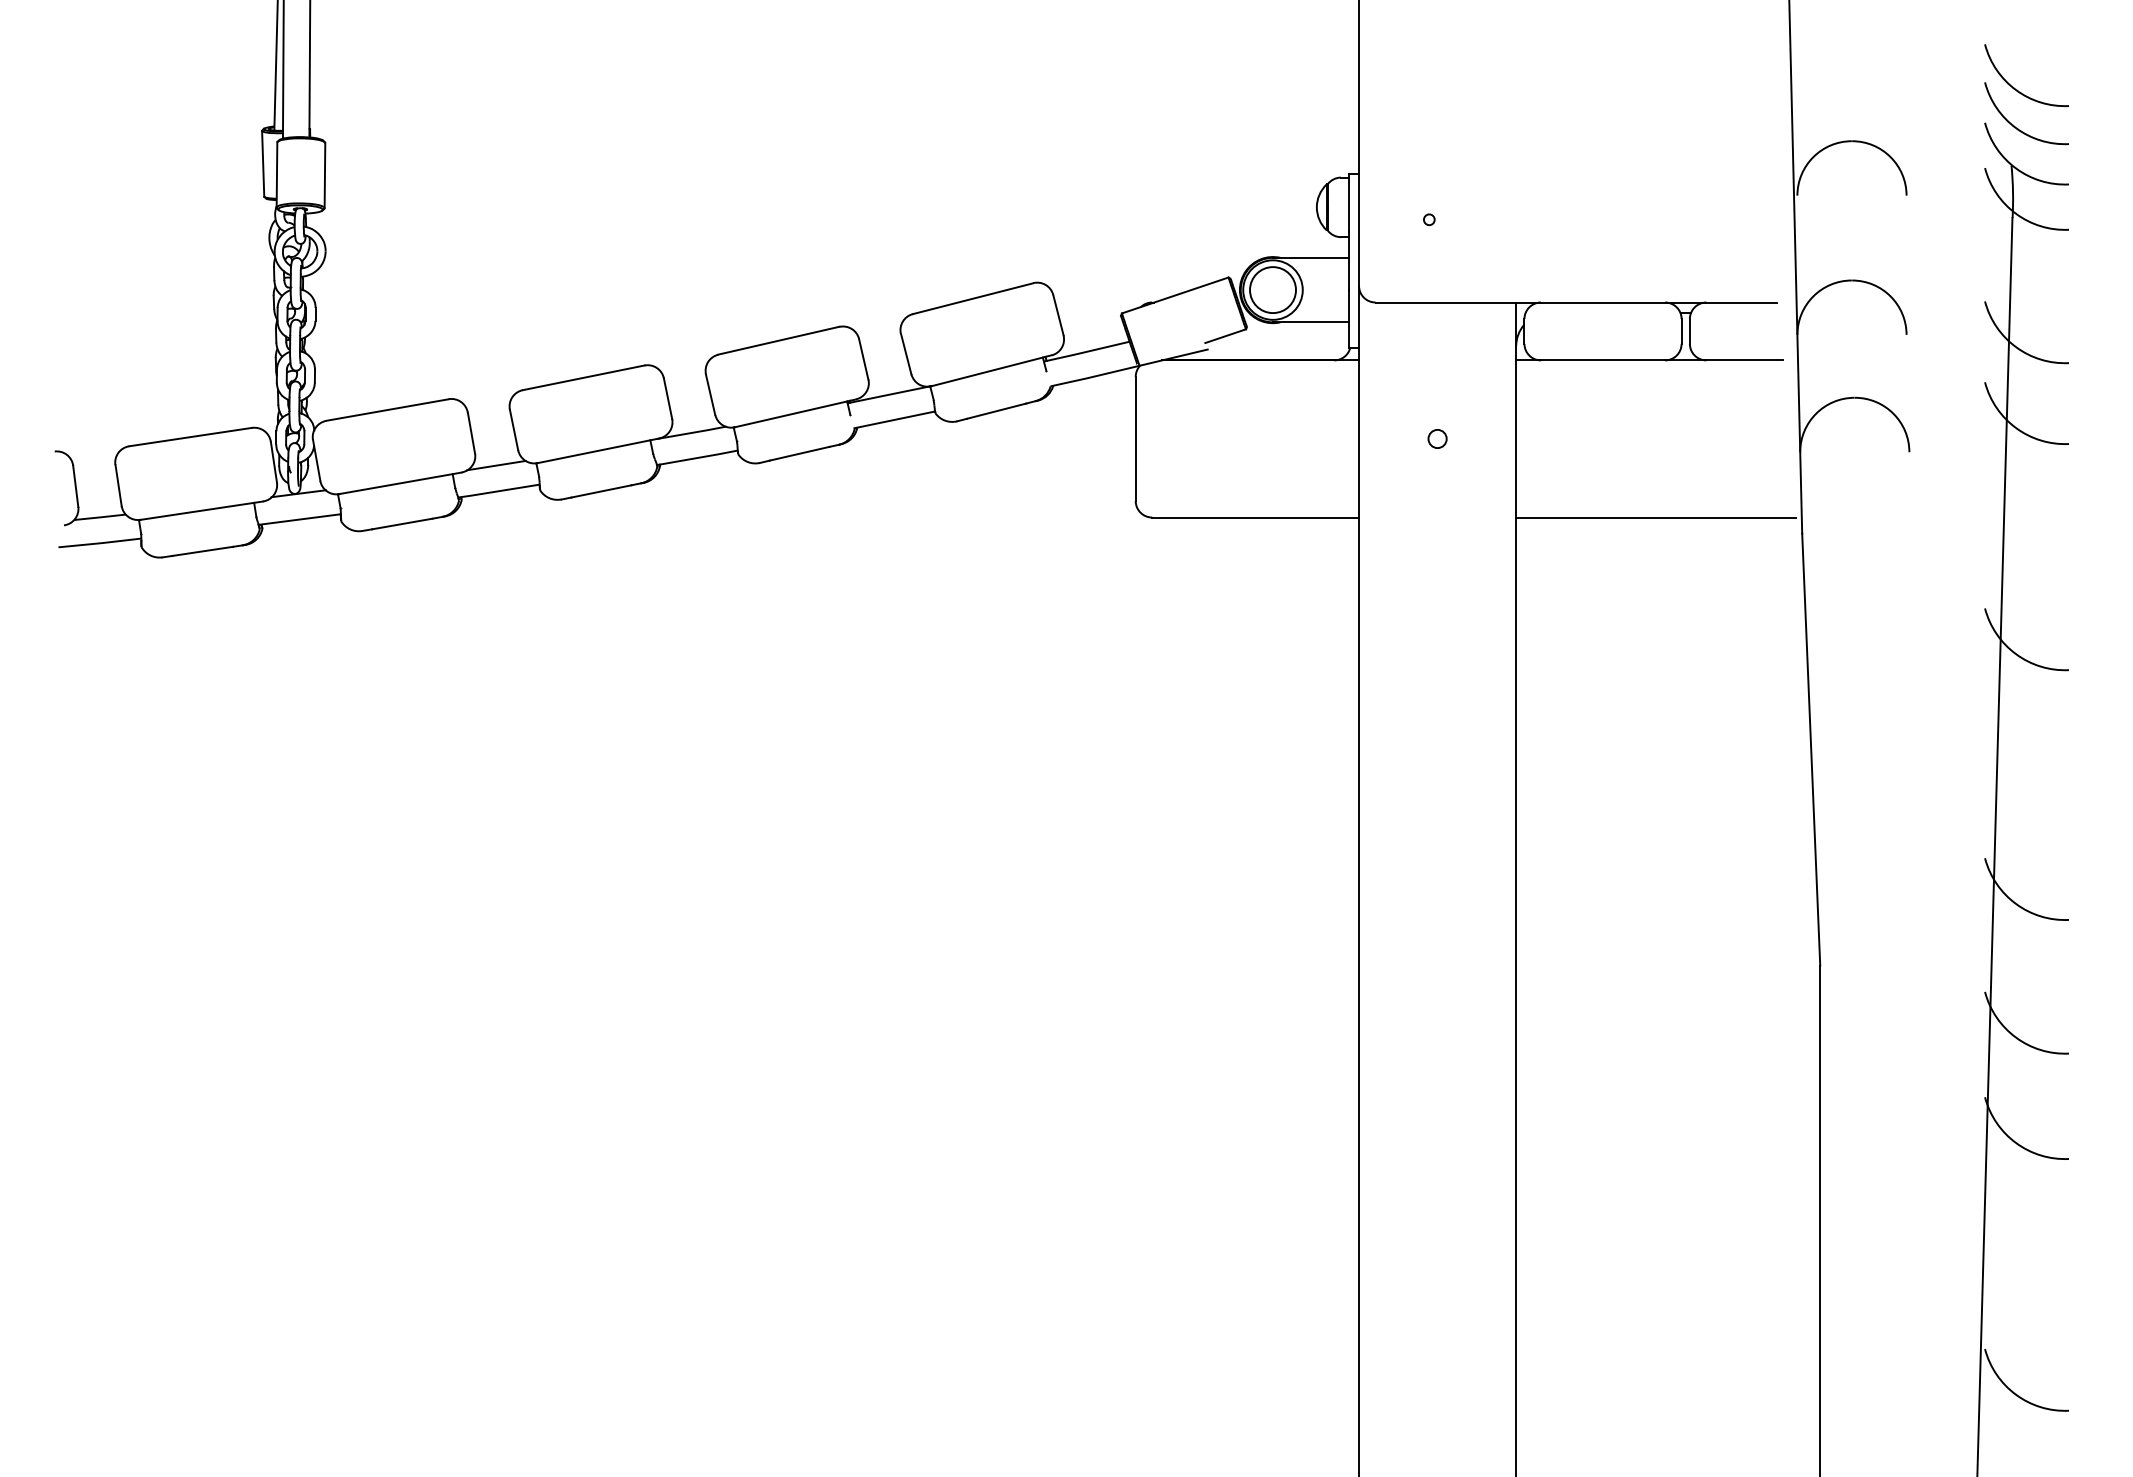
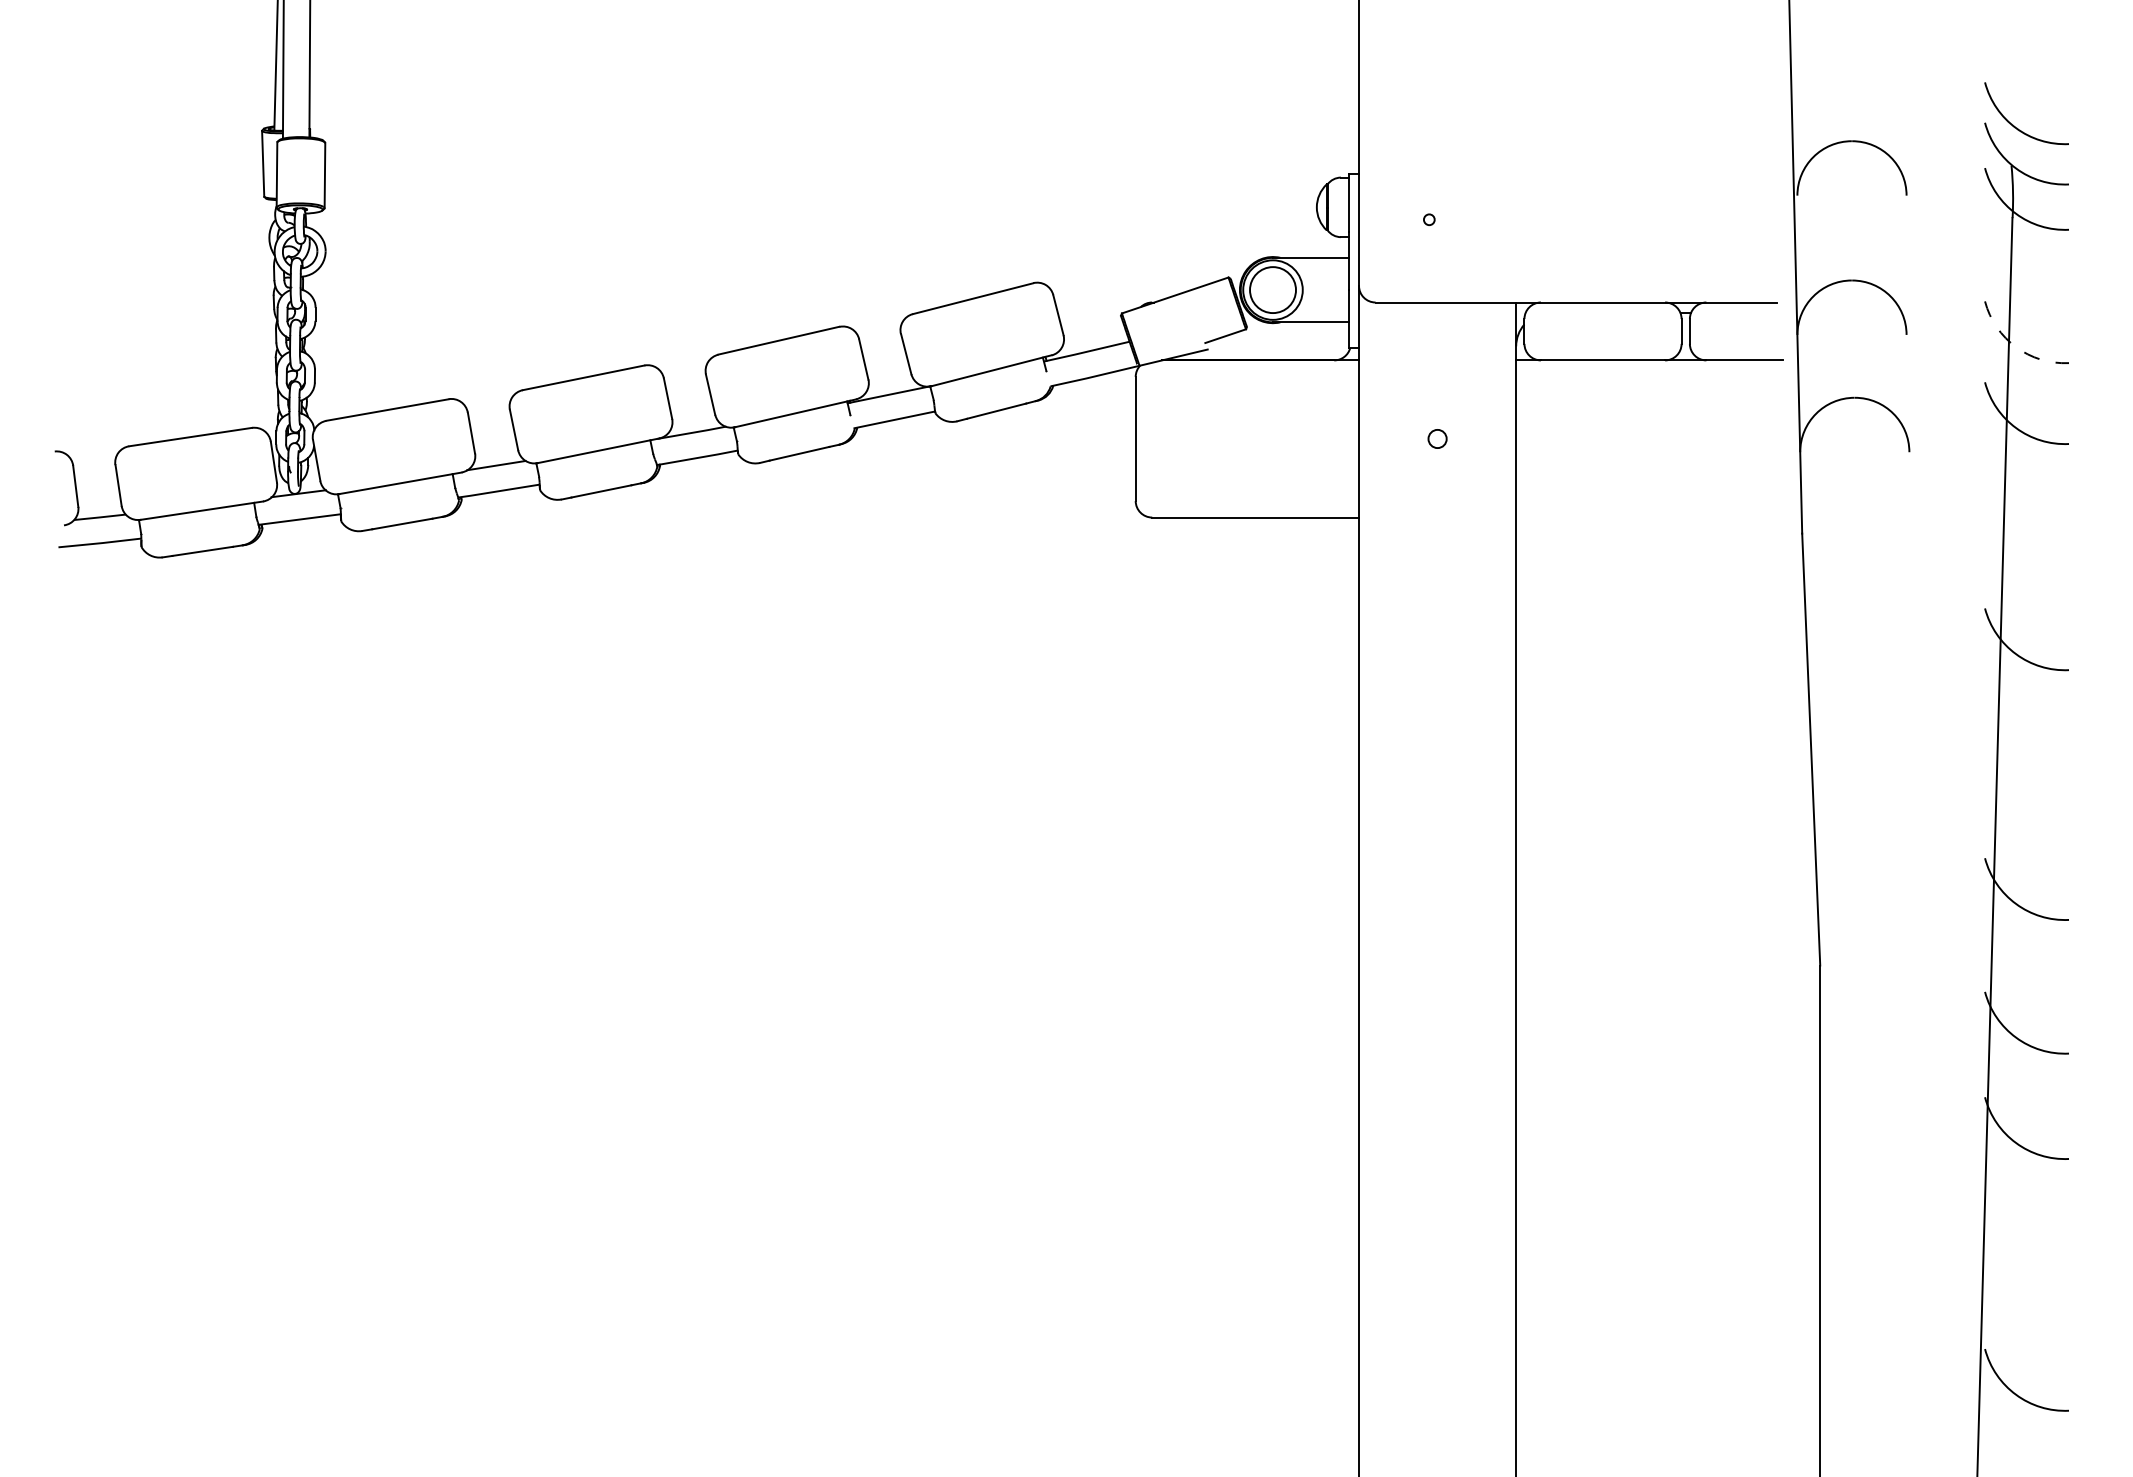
arc: present -> none (2017, 89)
arc: solid -> dashed (2016, 347)
line: present -> none (1656, 517)
